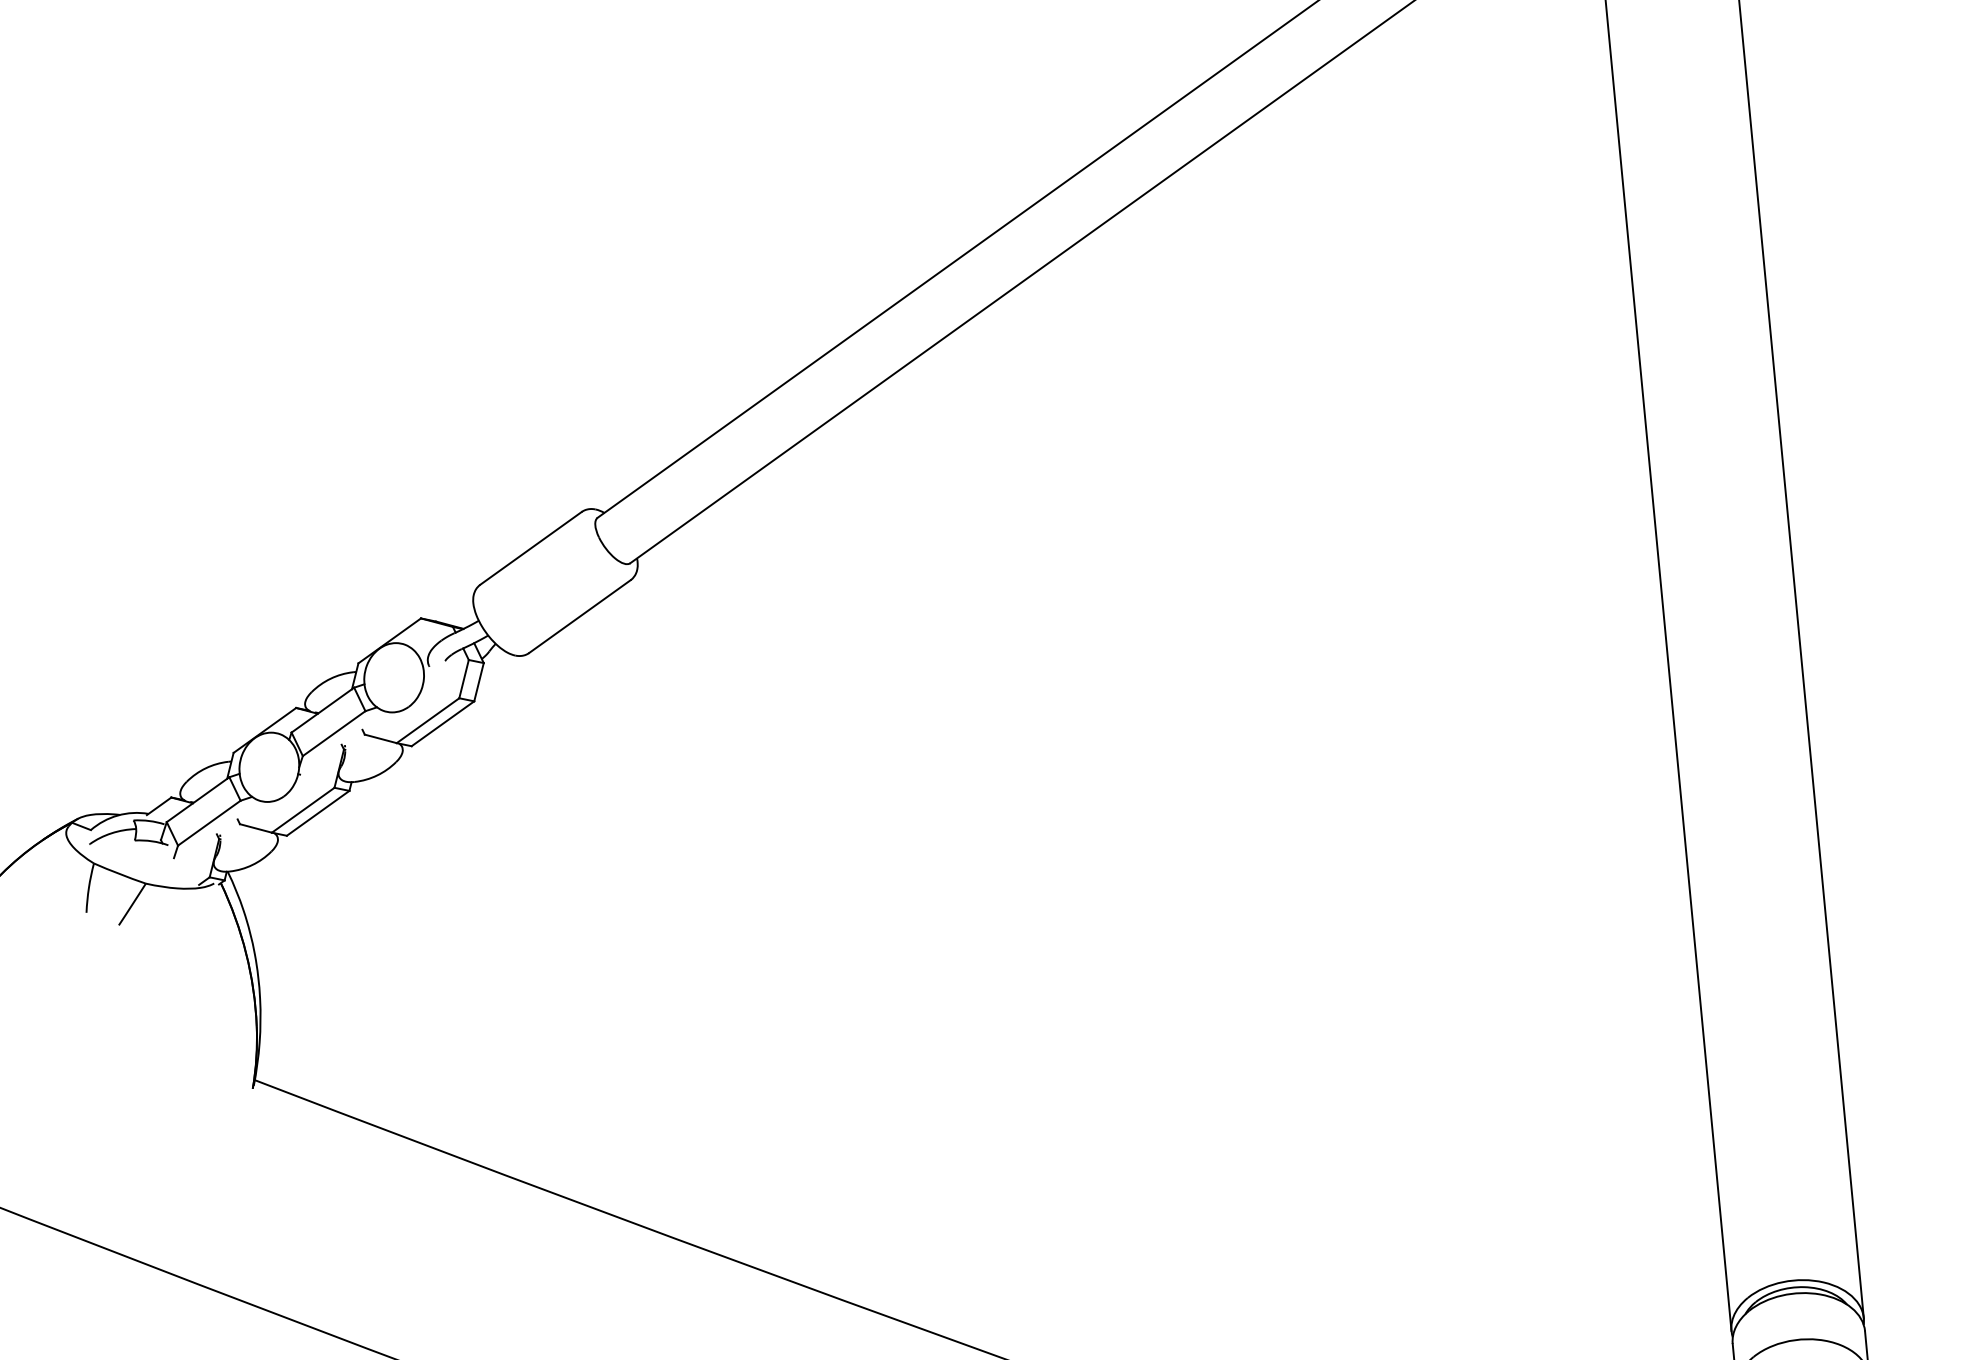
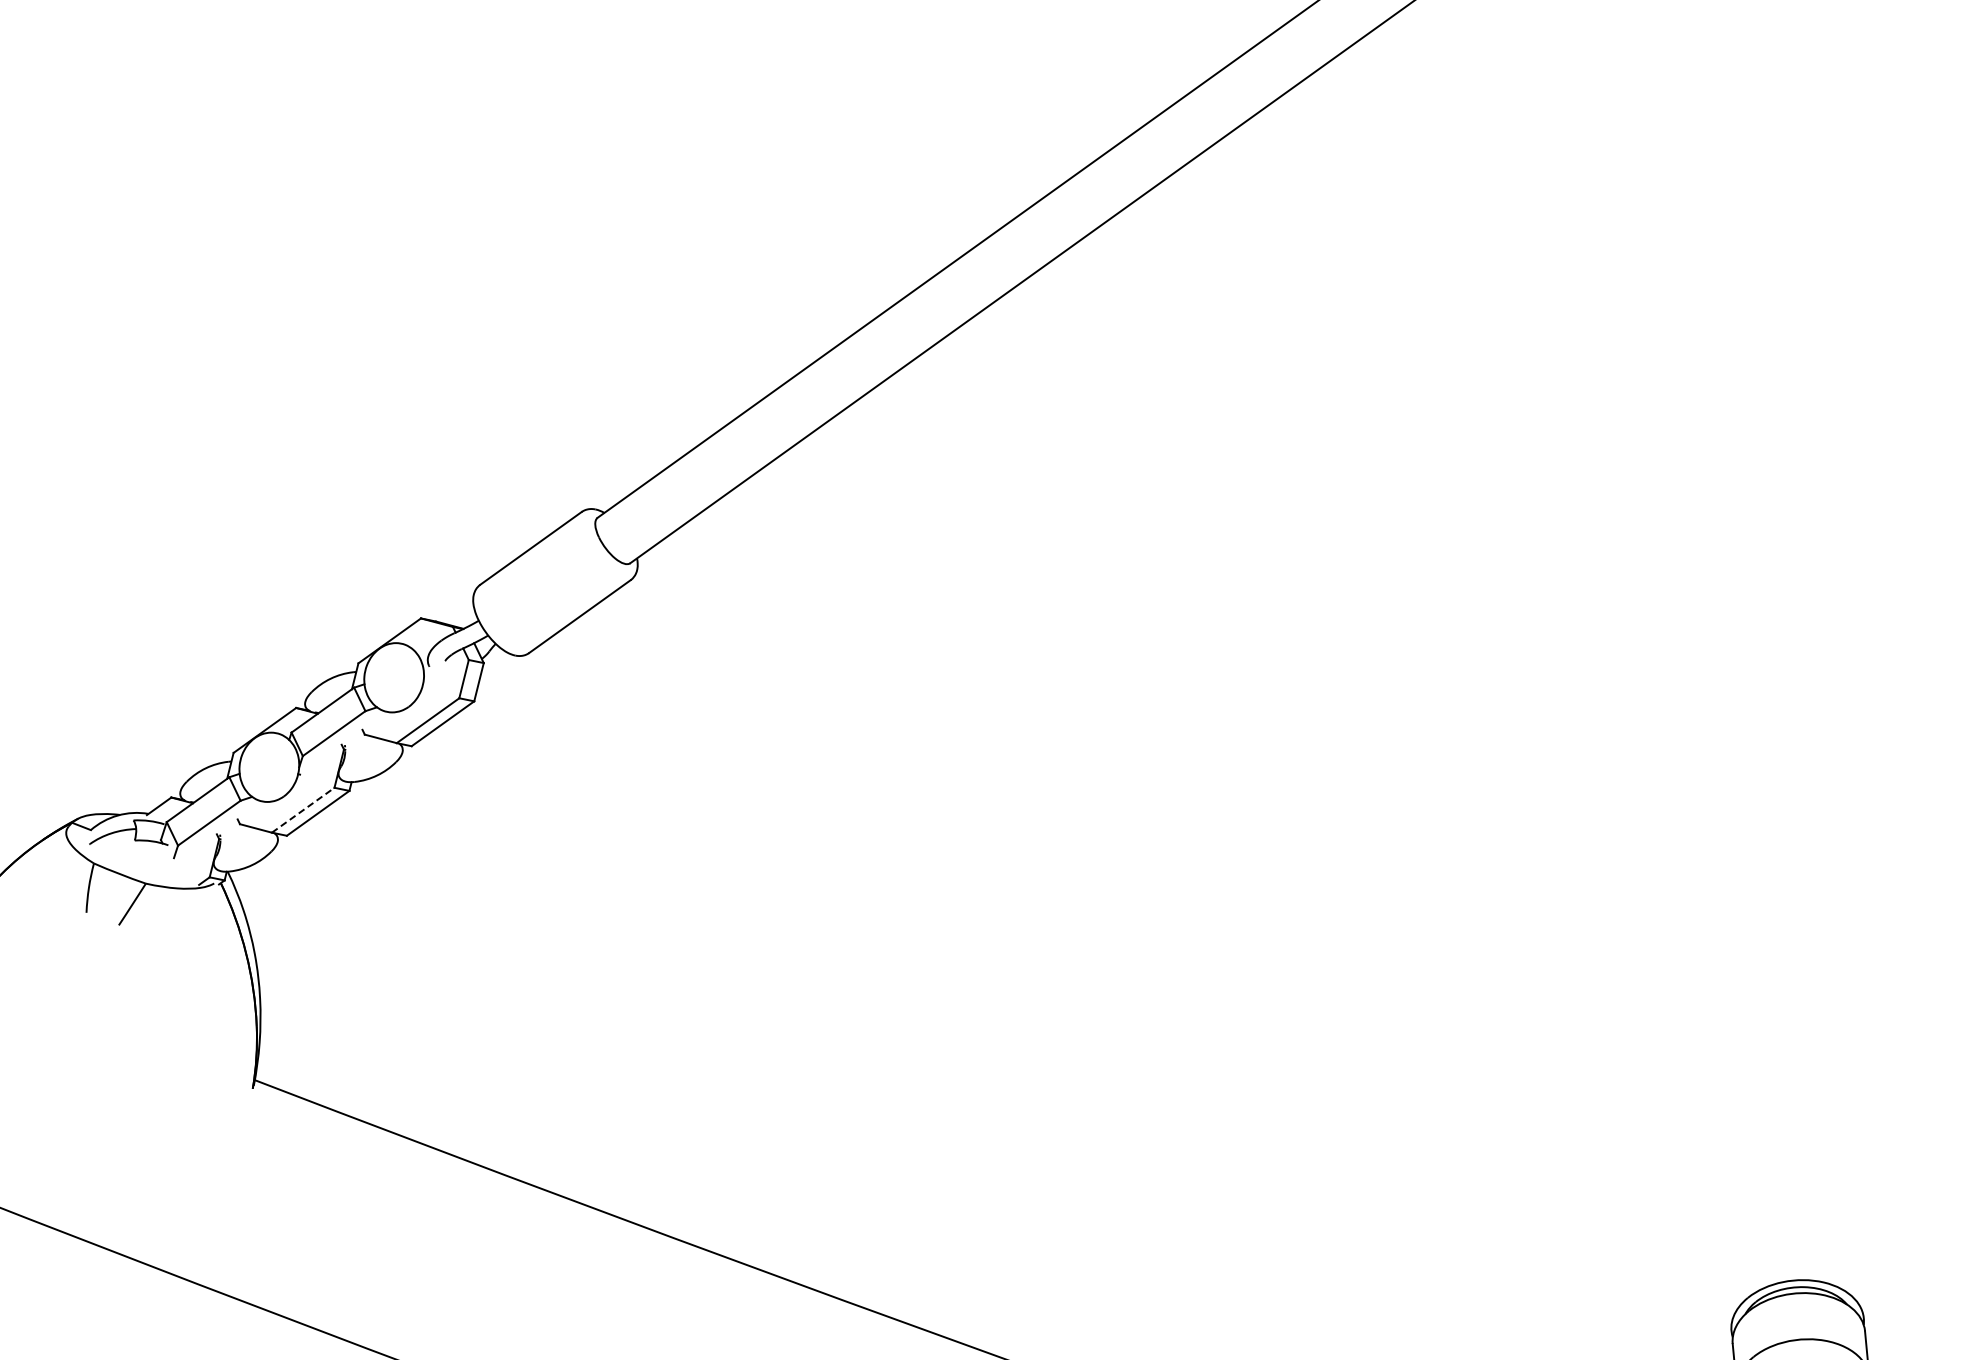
line: present -> none (1801, 660)
line: present -> none (1668, 666)
line: solid -> dashed (303, 810)
